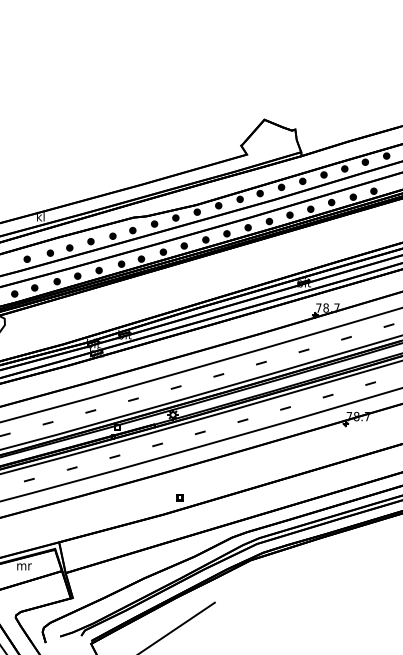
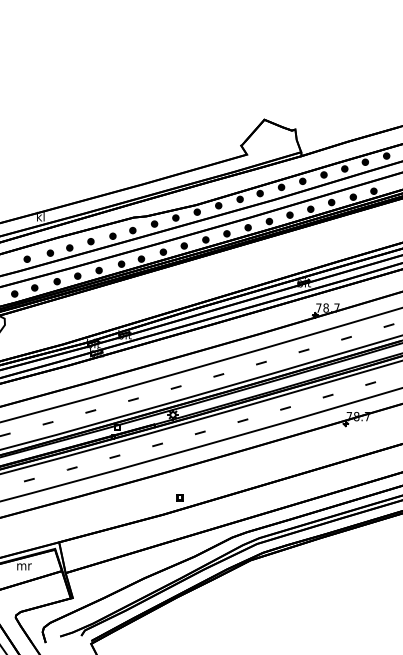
line: present -> none (177, 626)
